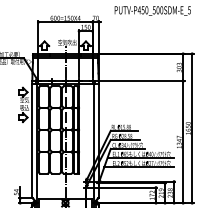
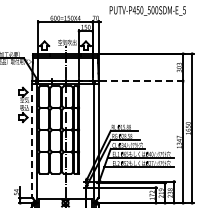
text position: (152, 10) -> (147, 10) (147, 10)
line: solid -> dashed (142, 81)
line: solid -> dashed (32, 141)
